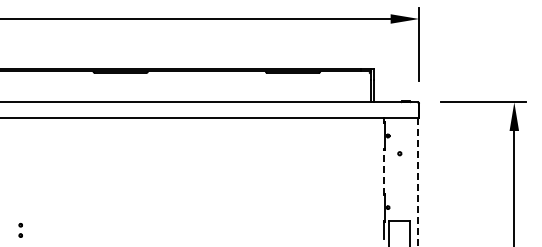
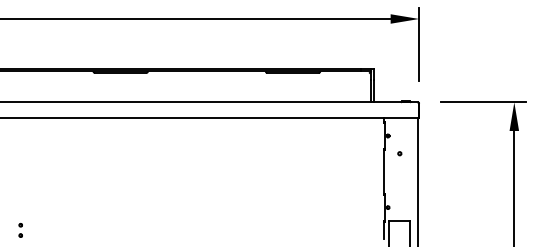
line: dashed -> solid (384, 171)
line: dashed -> solid (418, 182)
